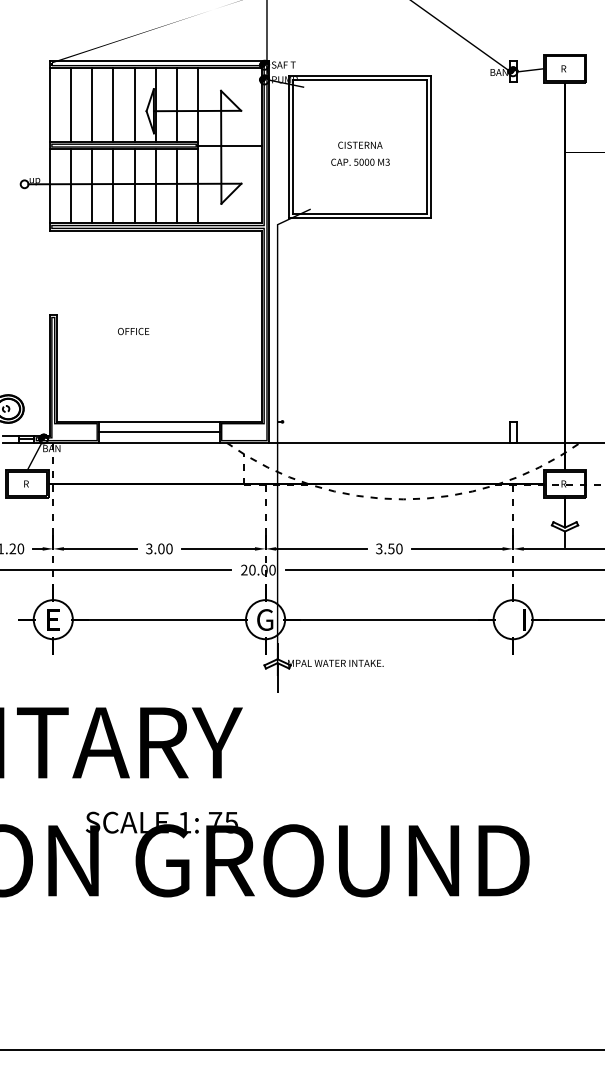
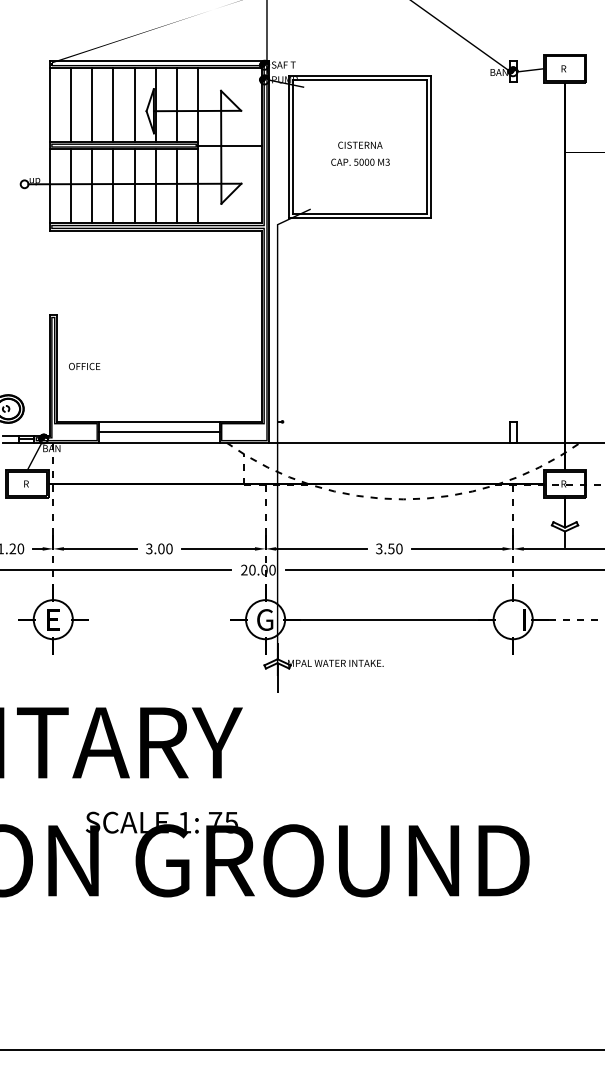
text position: (133, 331) -> (84, 366) (84, 366)
line: present -> none (159, 619)
line: solid -> dashed (576, 619)
